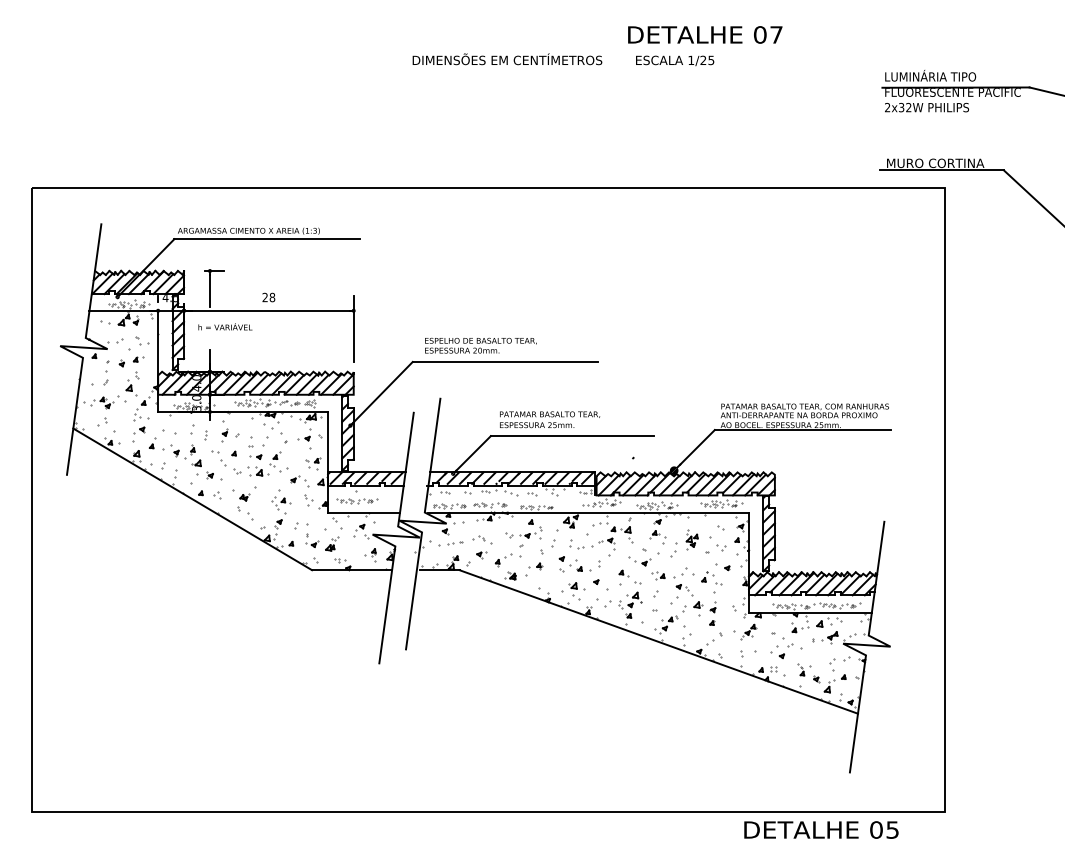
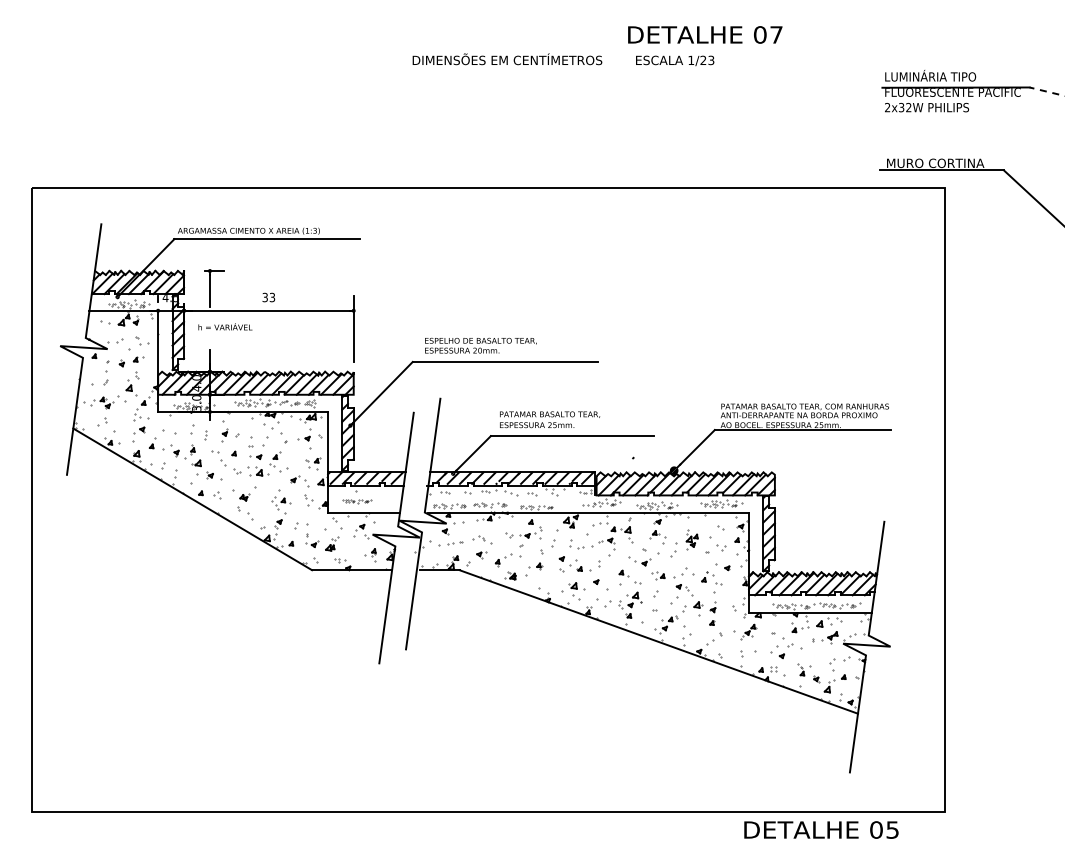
text: 1/25 -> 1/23 (711, 59)
line: solid -> dashed (1047, 91)
text: 28 -> 33 (268, 297)
part size: 43x7 px -> 31x6 px (357, 501)
